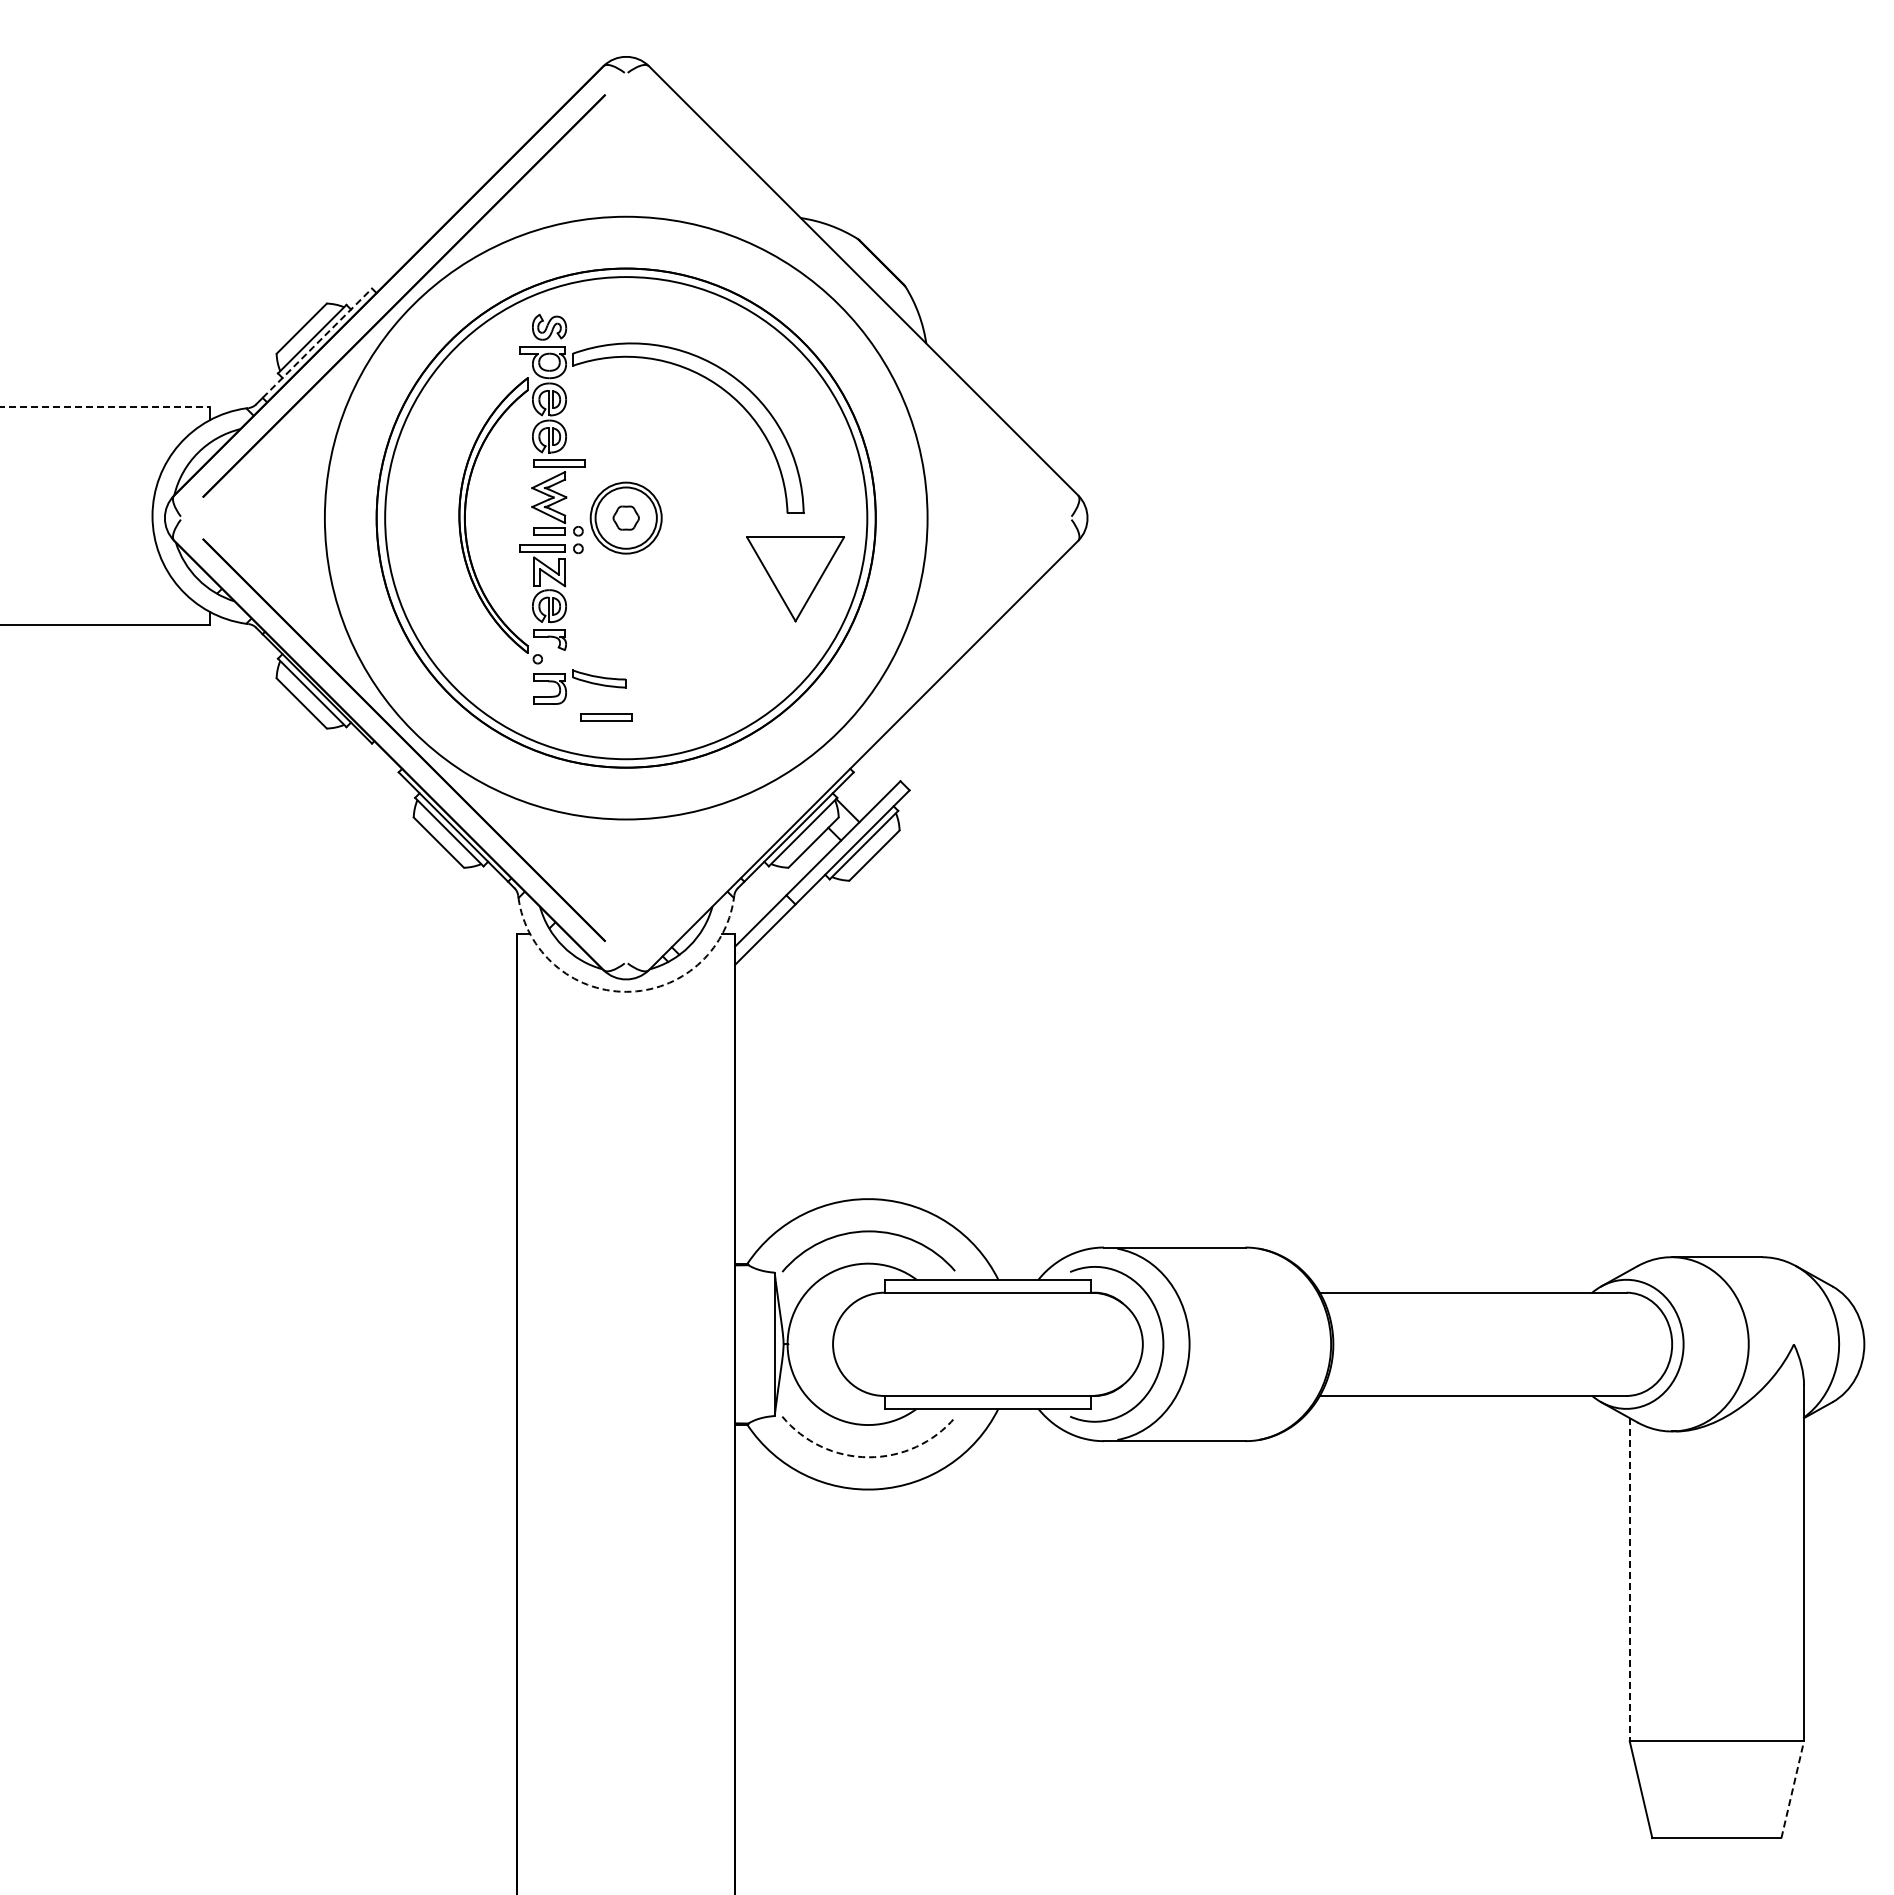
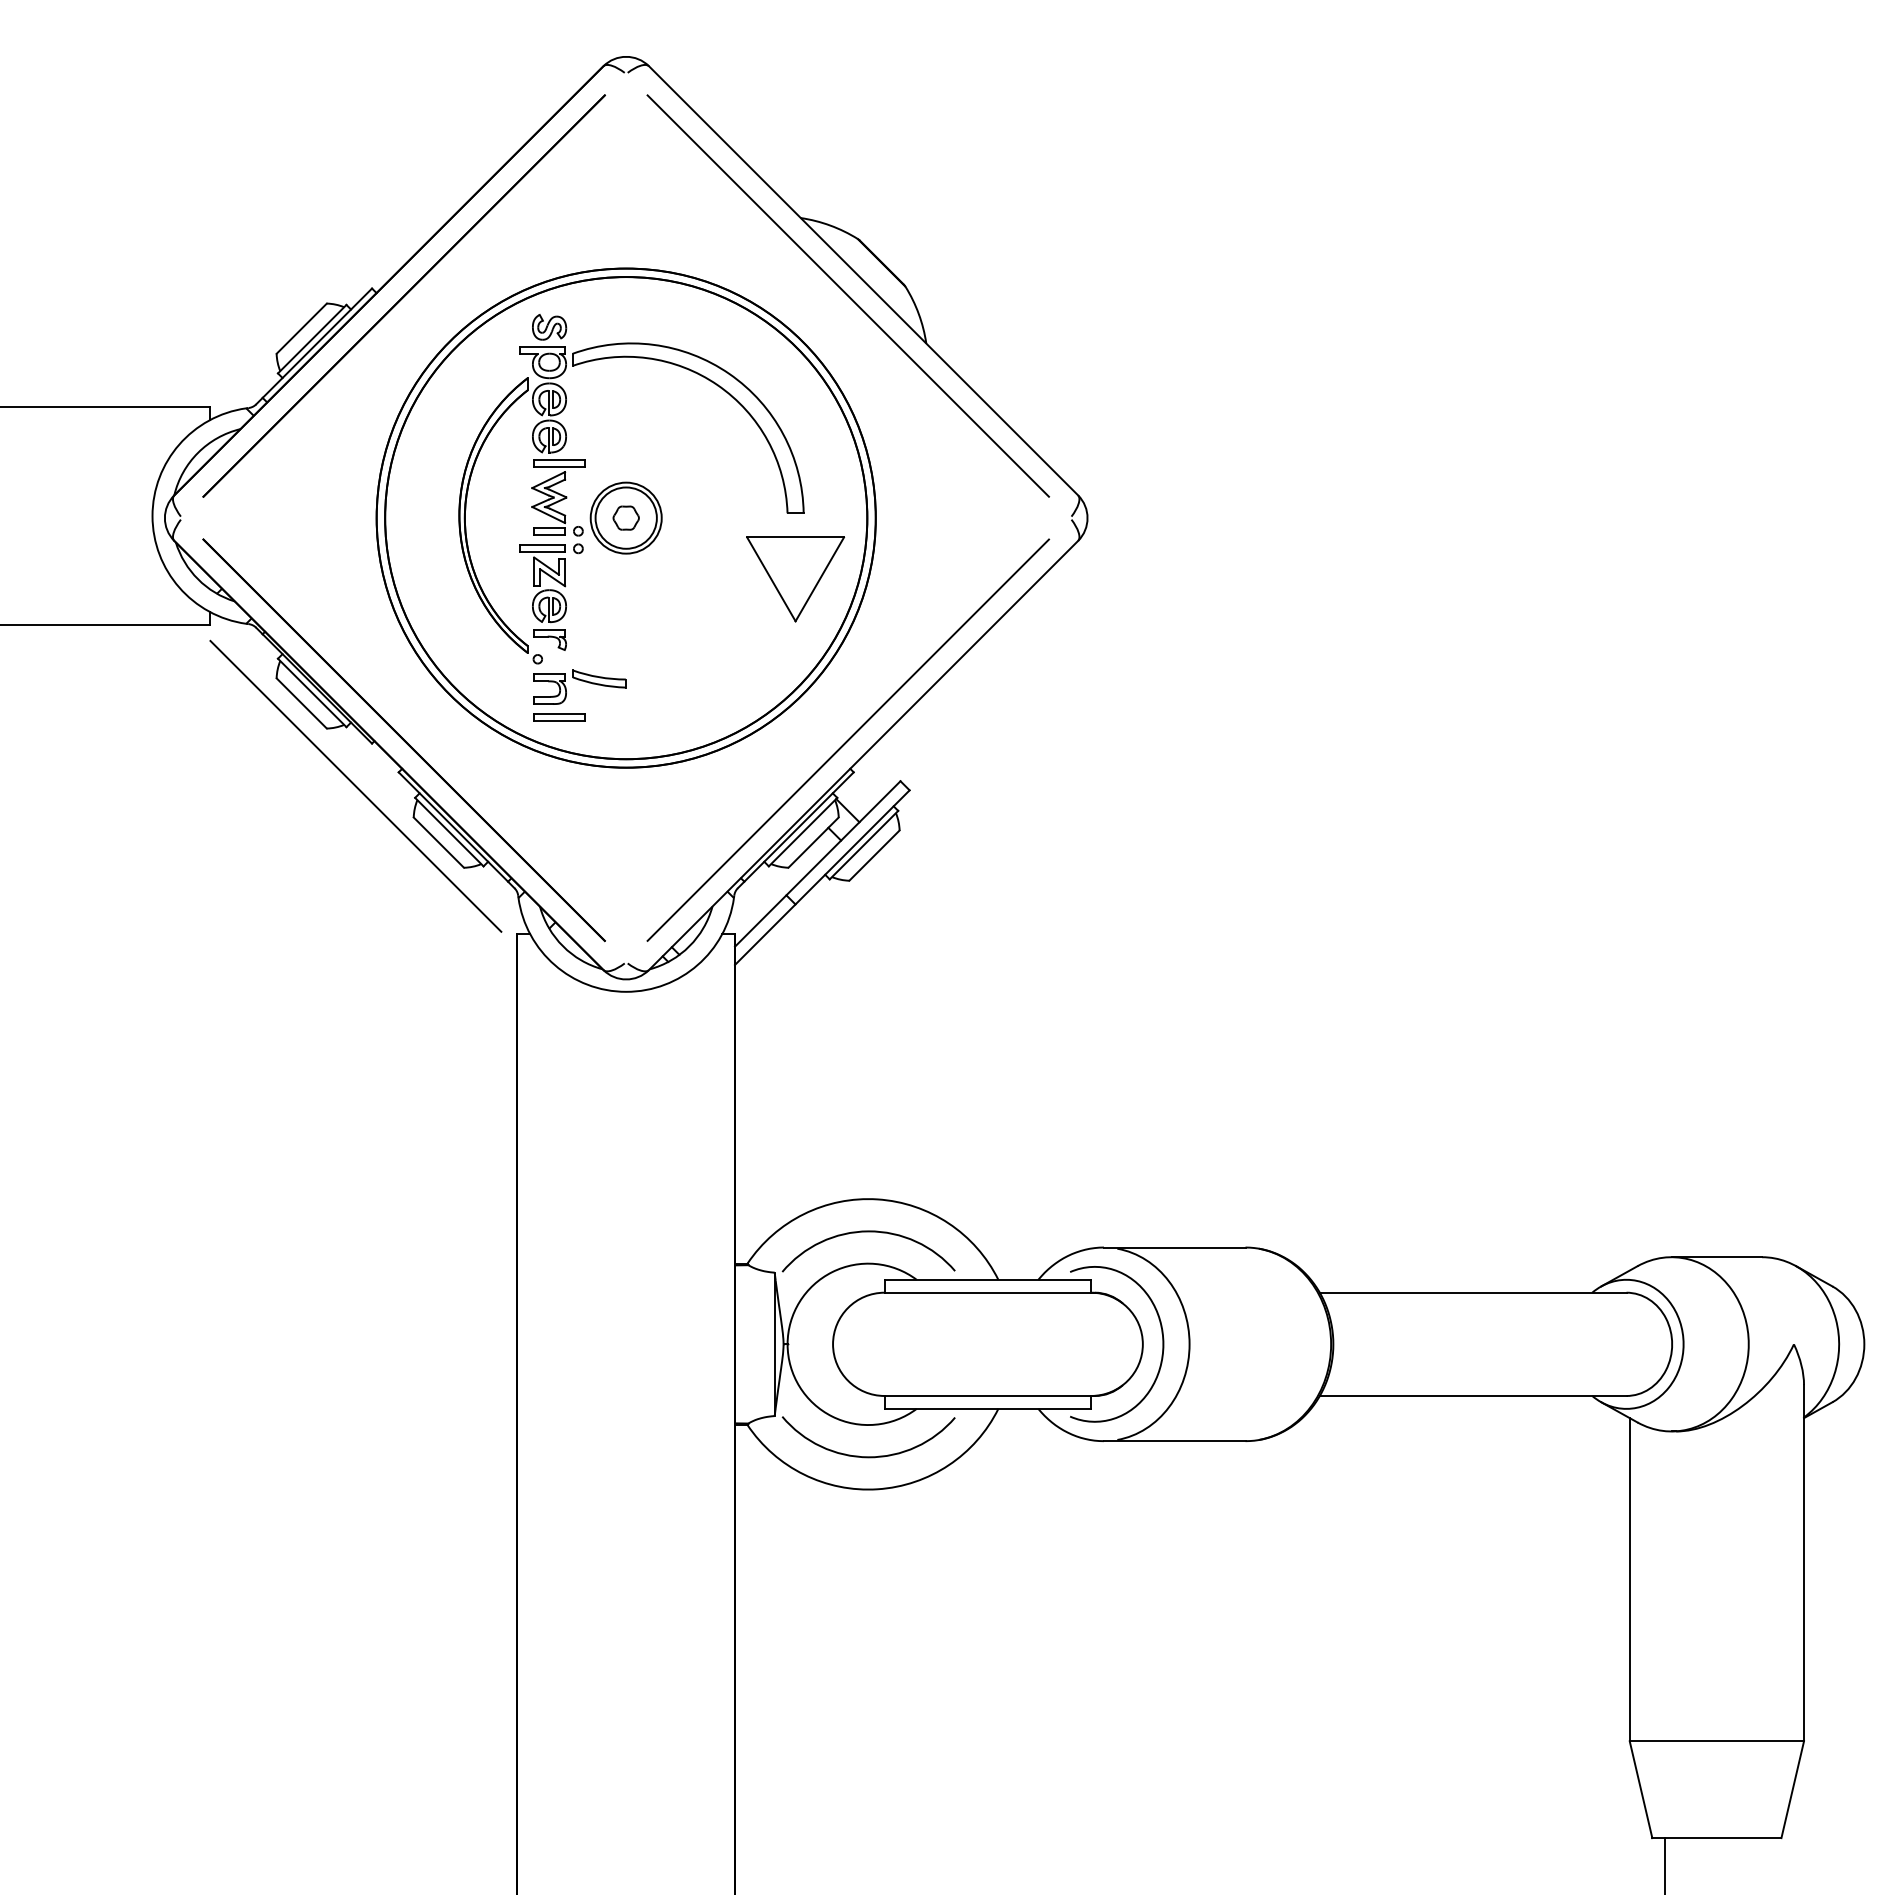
line: none -> present (847, 295)
line: dashed -> solid (317, 342)
line: dashed -> solid (105, 407)
circle diameter: 603 px -> 482 px (626, 518)
part position: (606, 717) -> (559, 717) (559, 717)
line: none -> present (847, 739)
line: none -> present (355, 785)
arc: dashed -> solid (626, 991)
arc: dashed -> solid (868, 1457)
line: dashed -> solid (1629, 1579)
line: dashed -> solid (1792, 1789)
line: none -> present (1665, 1864)
